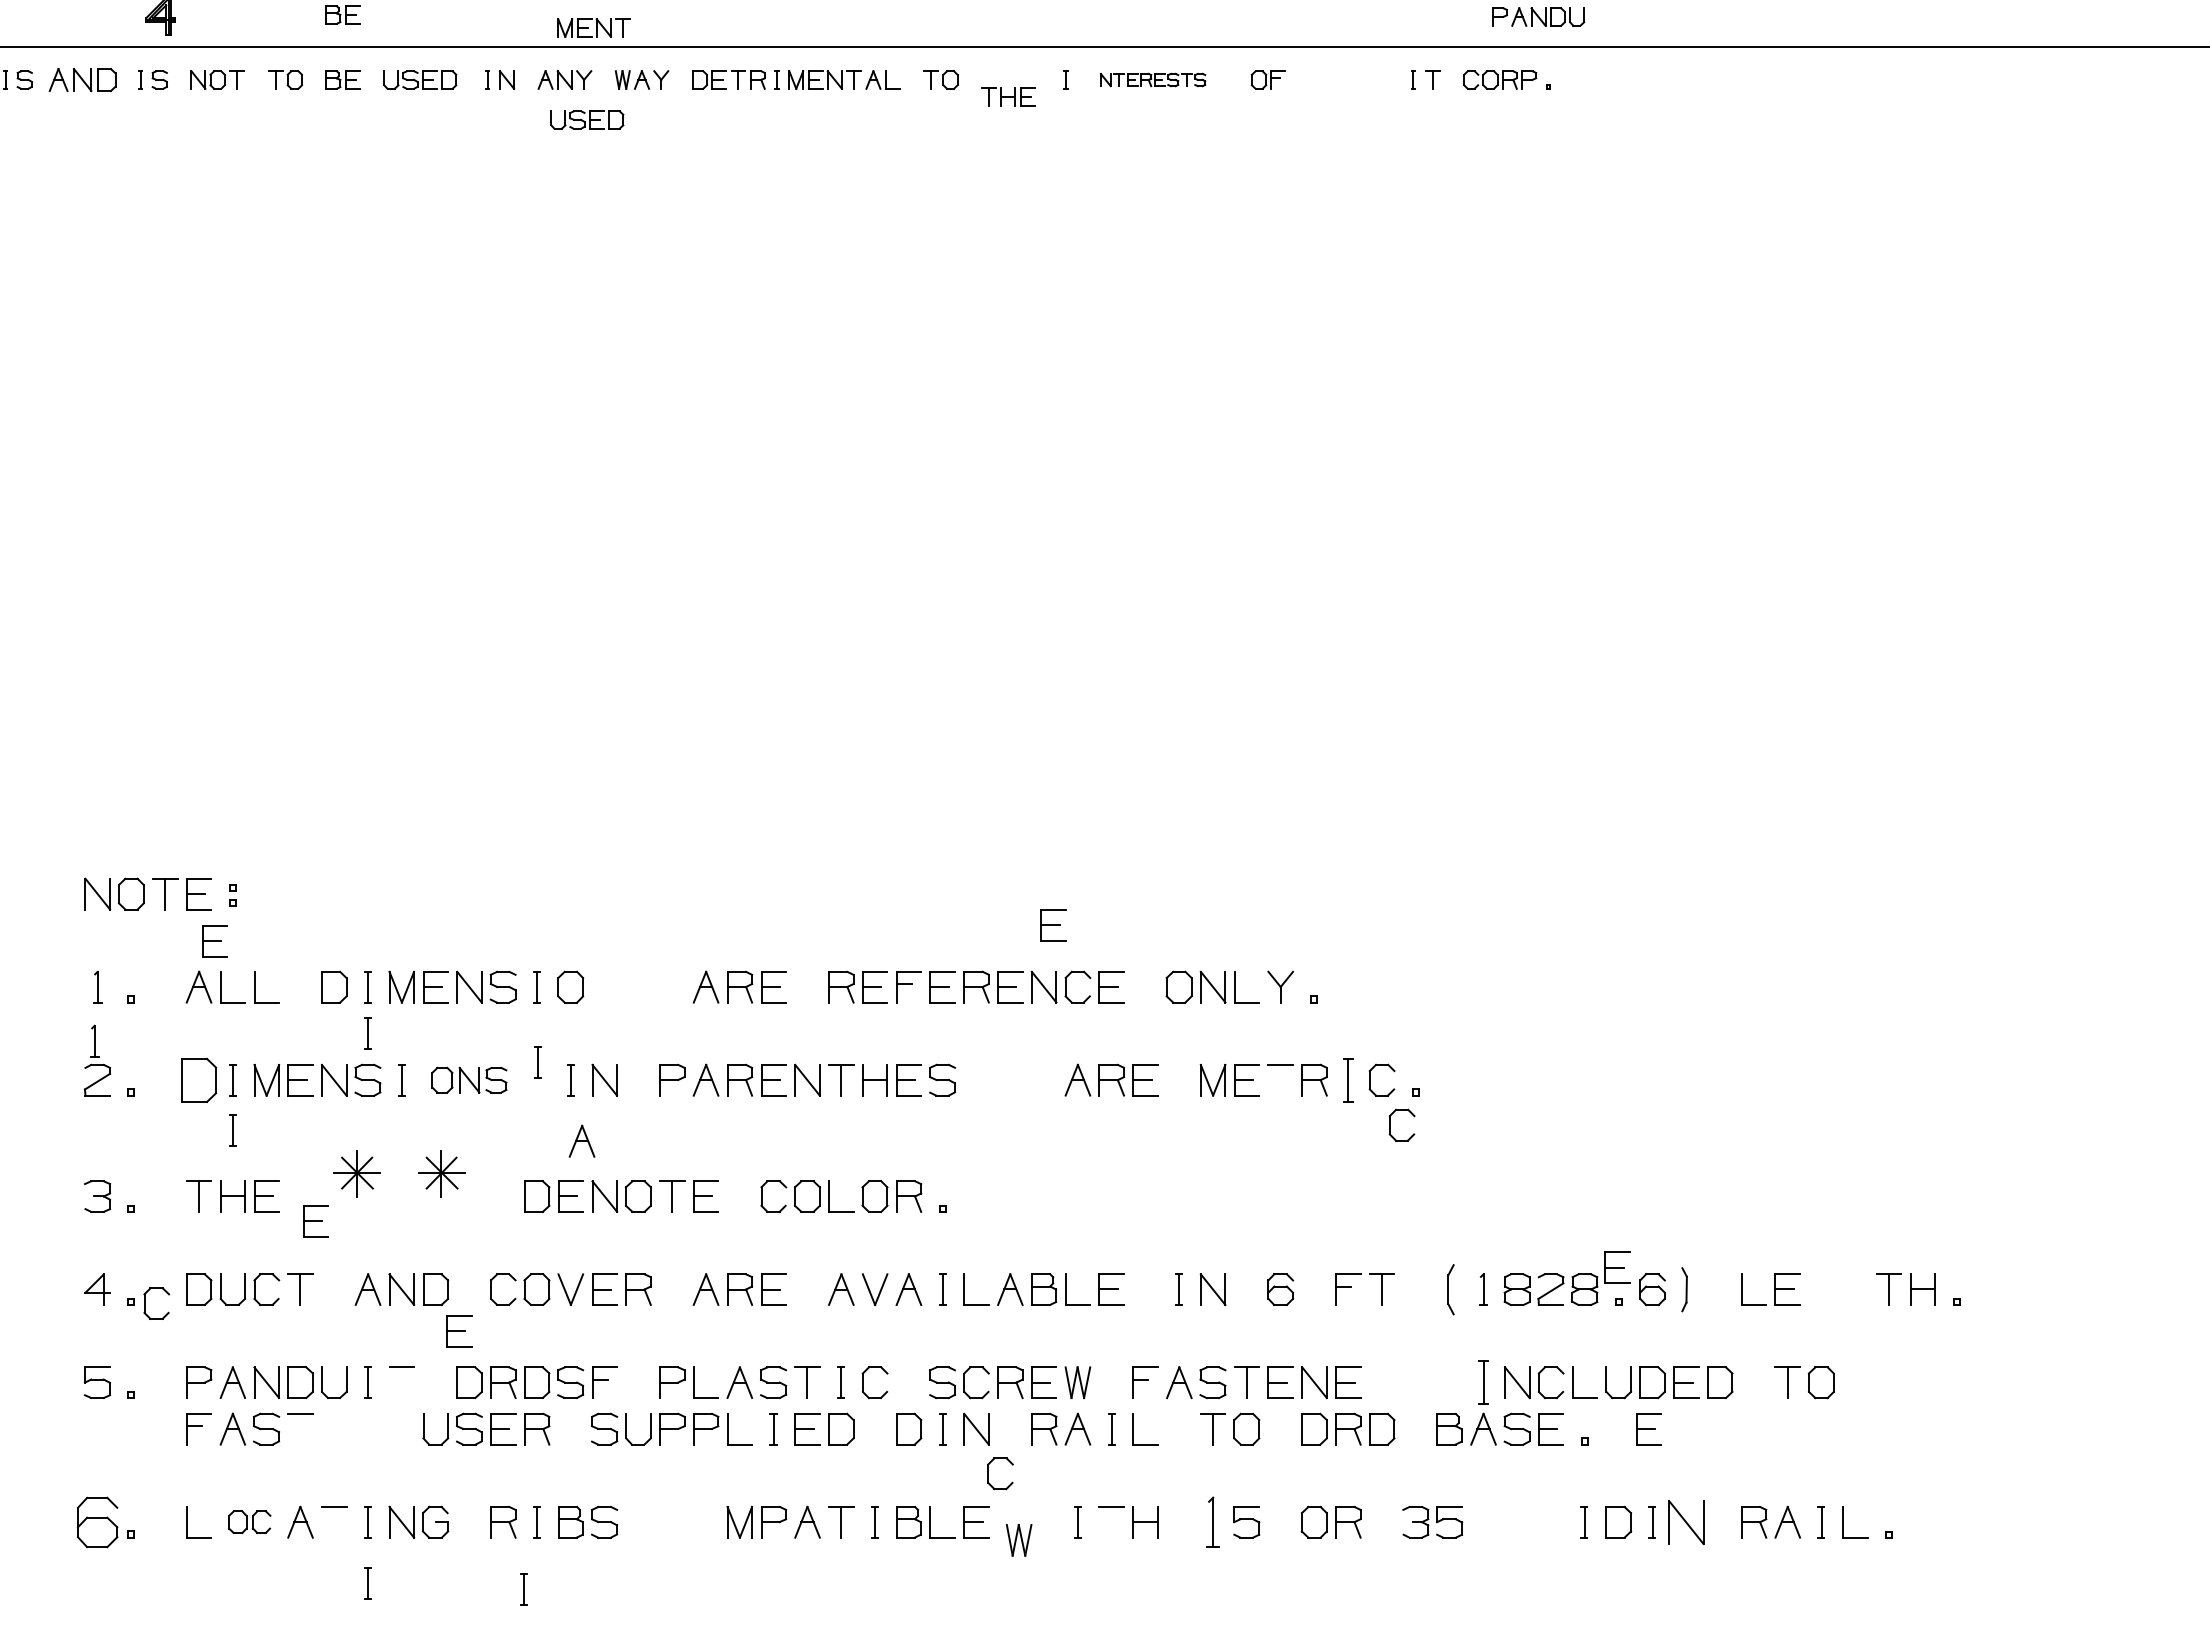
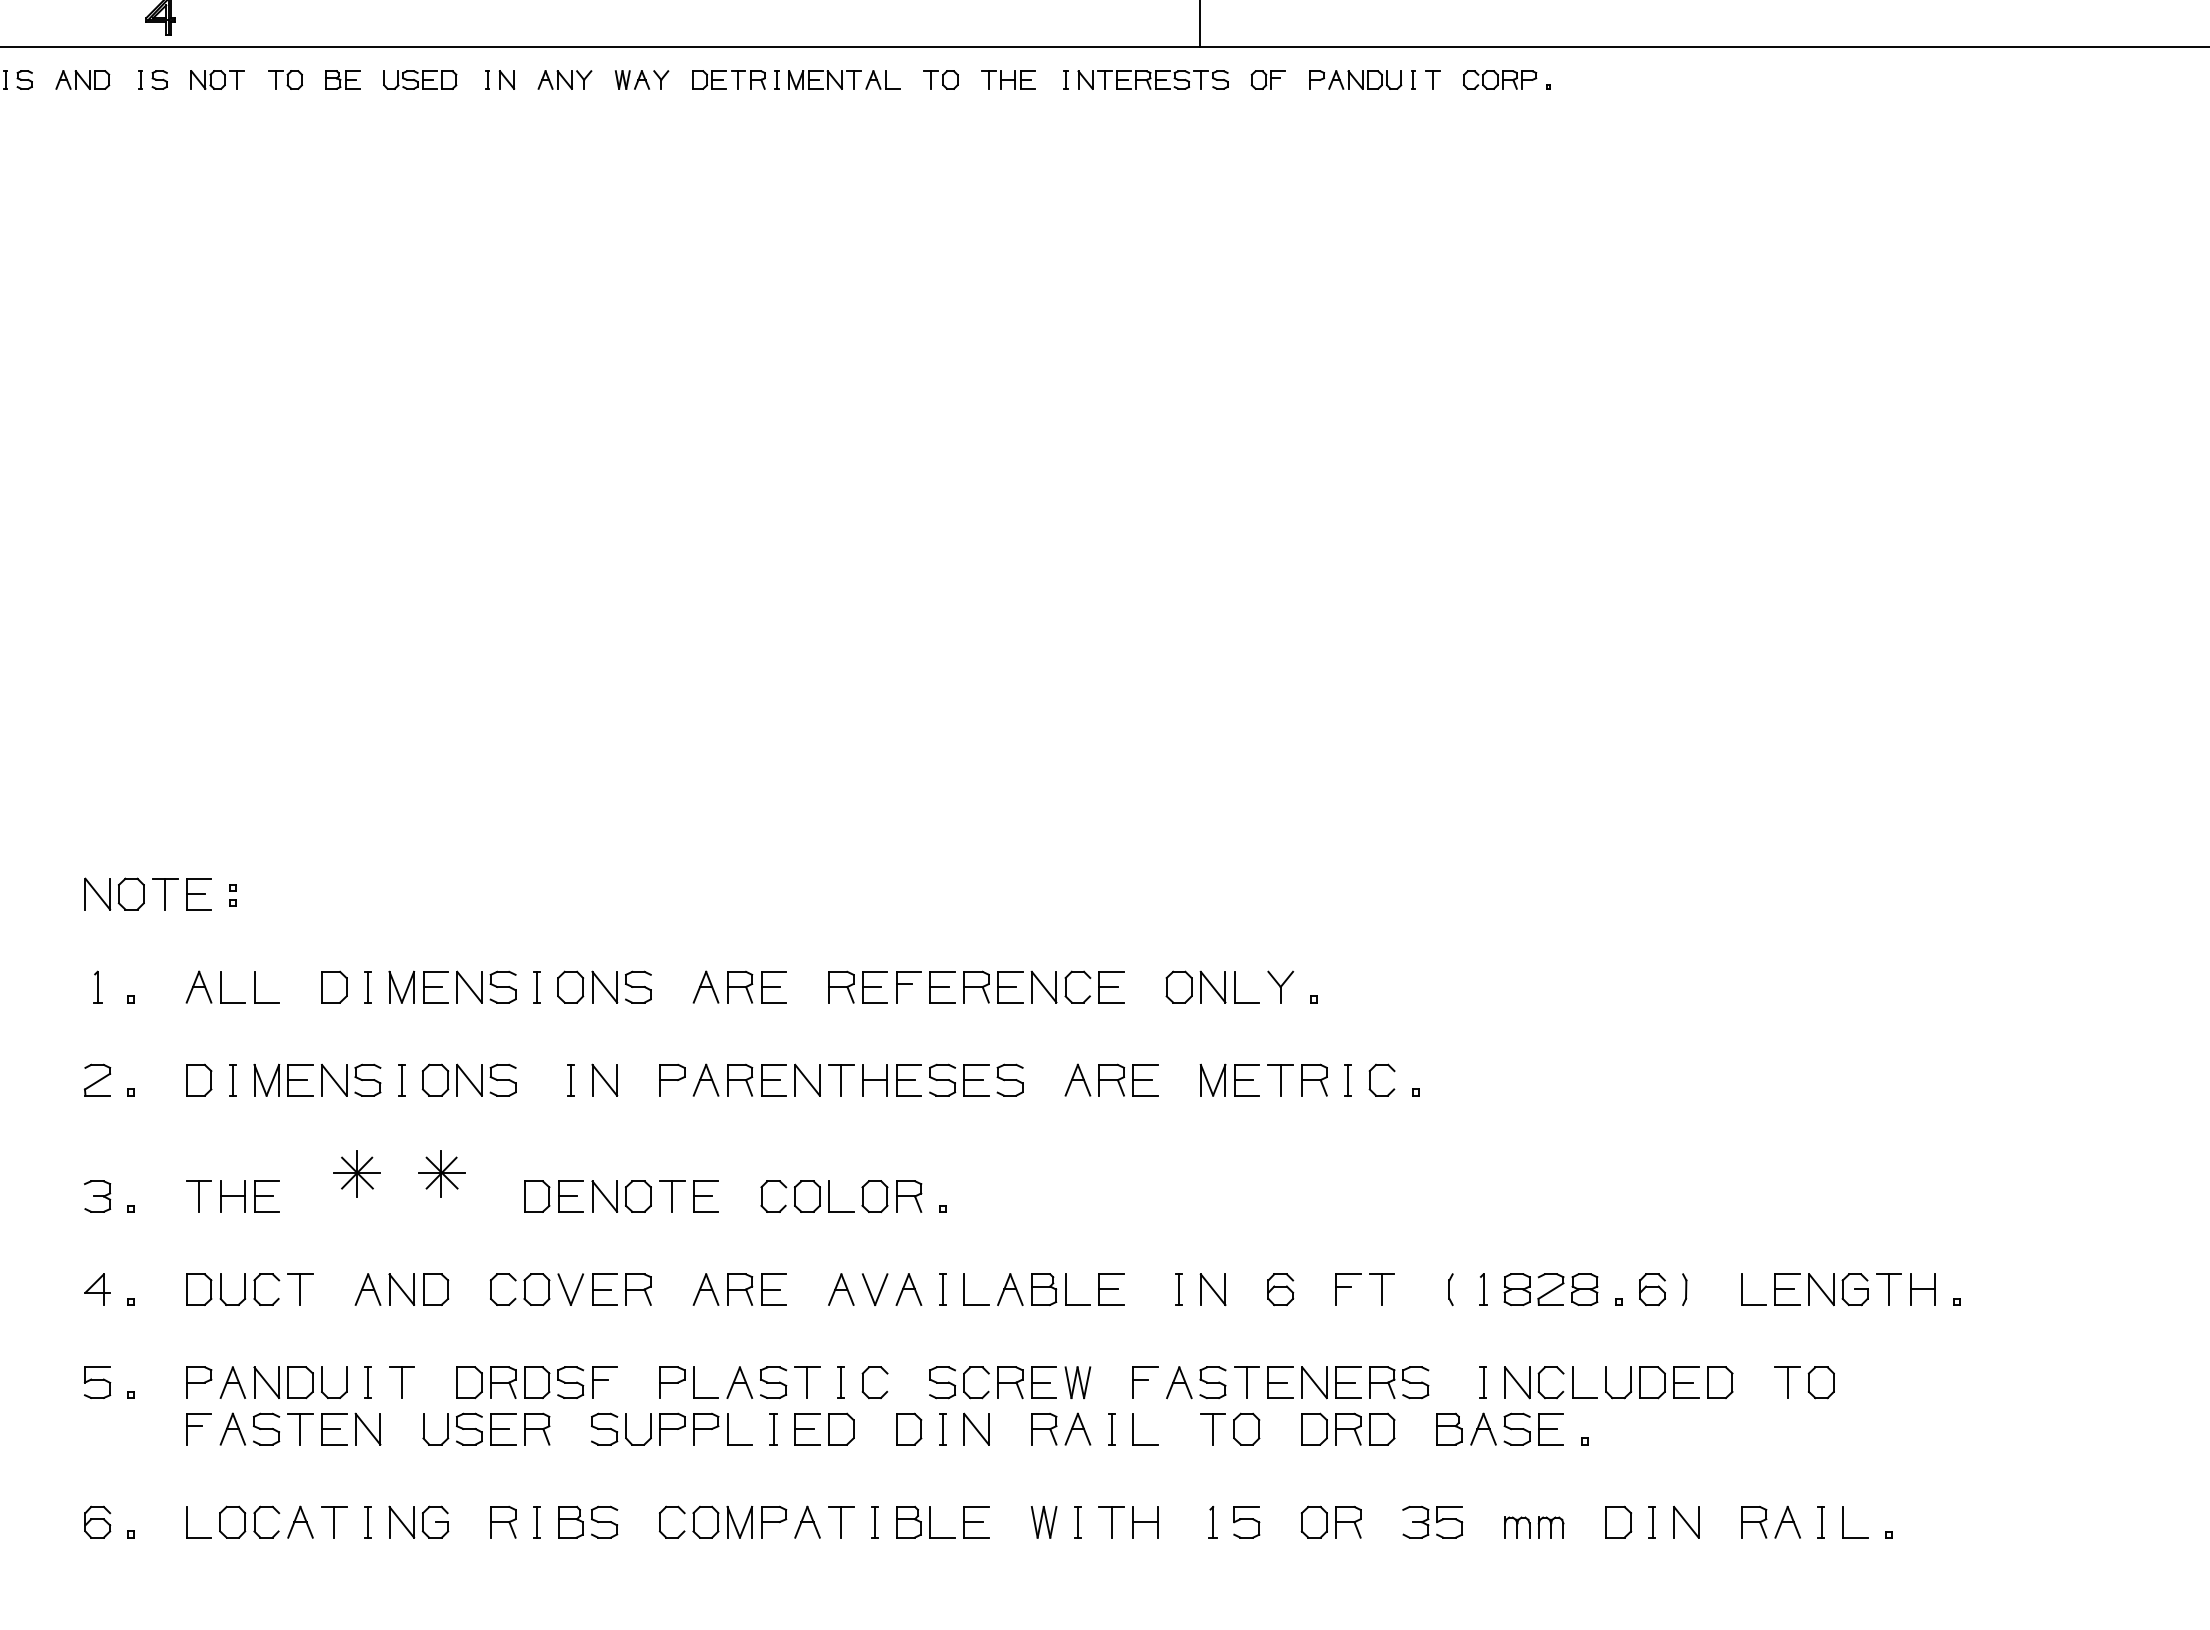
part: present -> none (342, 14)
part position: (1538, 16) -> (1355, 79) (1355, 79)
line: none -> present (1200, 24)
part: present -> none (593, 27)
part size: 69x26 px -> 56x20 px (82, 79)
part size: 108x16 px -> 152x20 px (1152, 79)
part position: (1008, 96) -> (1008, 79) (1008, 79)
part: present -> none (587, 119)
part: present -> none (1053, 925)
part: present -> none (214, 941)
part: none -> present (621, 986)
part: present -> none (367, 1033)
part: present -> none (94, 1040)
part: present -> none (537, 1062)
part size: 77x28 px -> 95x34 px (469, 1079)
part: none -> present (993, 1079)
line: none -> present (1280, 1079)
part size: 37x45 px -> 27x34 px (199, 1079)
part size: 11x45 px -> 8x33 px (1347, 1080)
part: present -> none (1390, 1124)
part: present -> none (232, 1130)
part: present -> none (581, 1140)
part: present -> none (315, 1221)
part: present -> none (1617, 1267)
part size: 8x52 px -> 6x33 px (1450, 1289)
part size: 7x46 px -> 6x33 px (1684, 1289)
part: none -> present (1838, 1289)
part: present -> none (145, 1303)
part: present -> none (459, 1331)
line: none -> present (401, 1382)
part: none -> present (1399, 1382)
part size: 11x45 px -> 8x33 px (1482, 1382)
line: none -> present (300, 1428)
part: none -> present (351, 1428)
part: present -> none (1648, 1429)
part: present -> none (988, 1473)
line: none -> present (334, 1521)
part: none -> present (689, 1521)
line: none -> present (1111, 1521)
part size: 14x52 px -> 10x33 px (1212, 1522)
part size: 37x46 px -> 27x34 px (1686, 1521)
part size: 43x53 px -> 28x34 px (97, 1521)
part size: 44x25 px -> 62x34 px (249, 1521)
part: present -> none (1583, 1522)
part: none -> present (1534, 1527)
part position: (1018, 1540) -> (1043, 1522) (1043, 1522)
part: present -> none (367, 1583)
part: present -> none (523, 1589)
